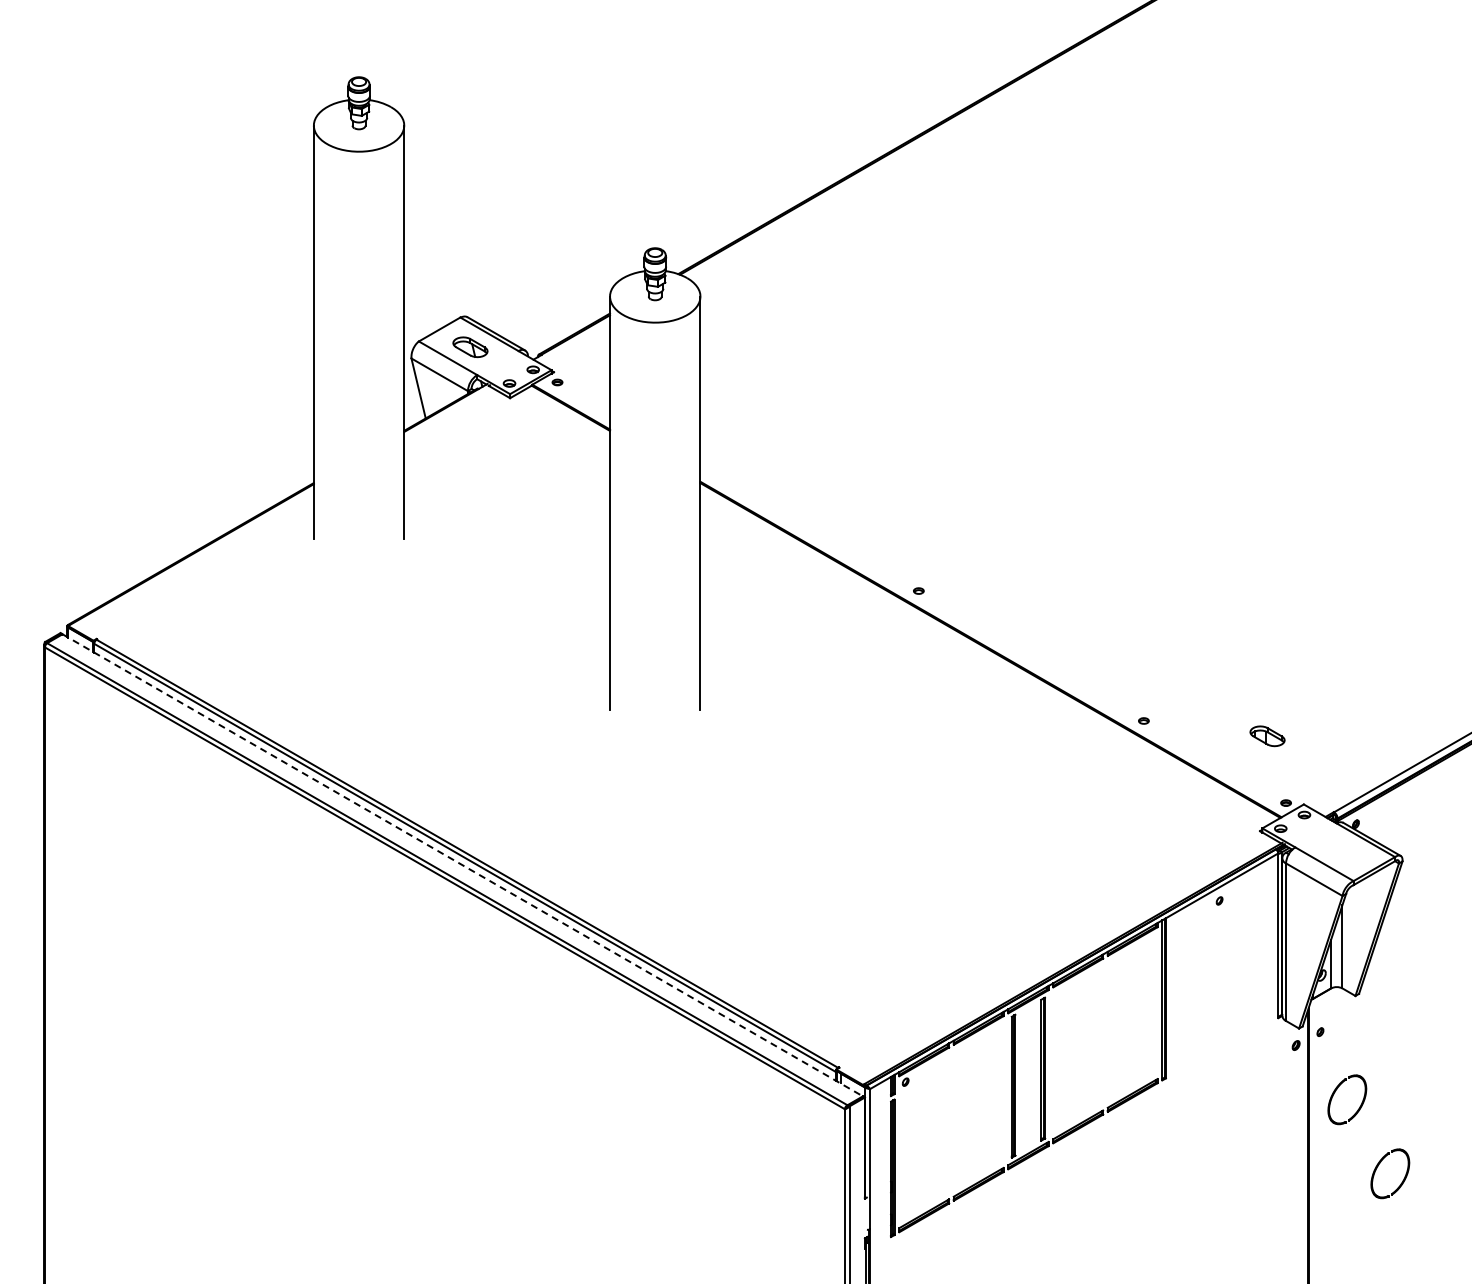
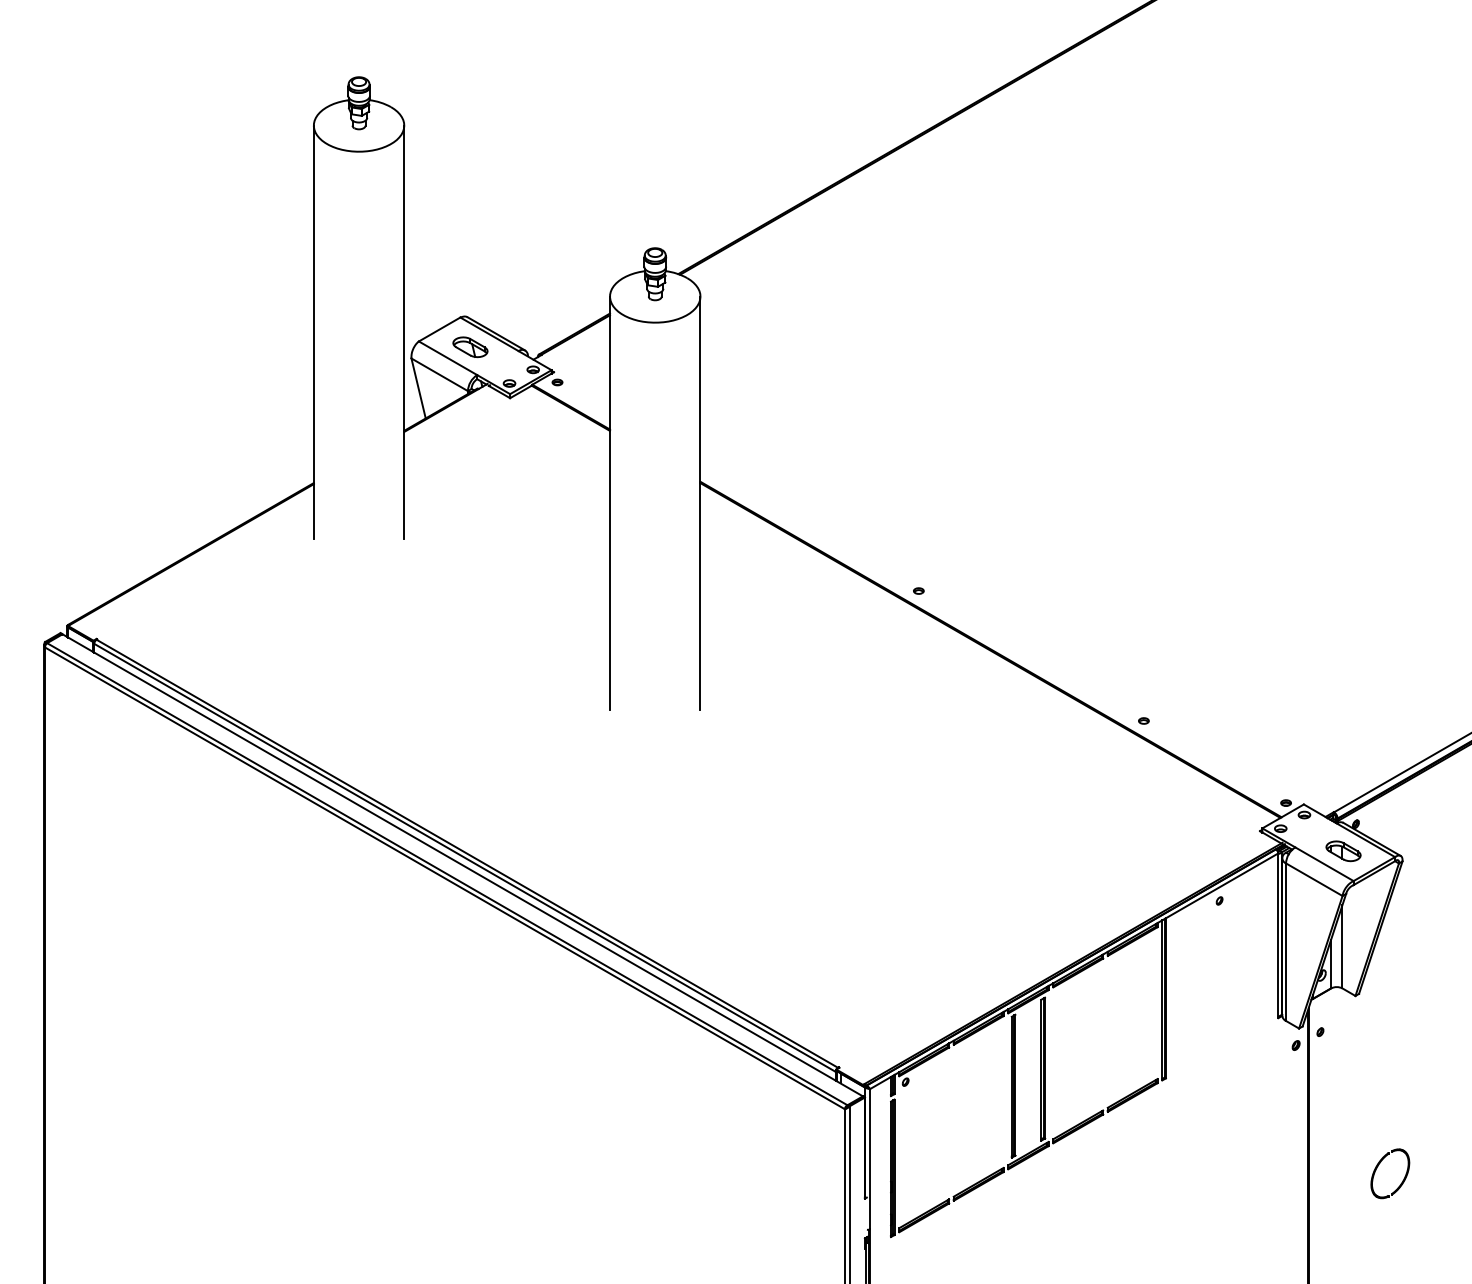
part position: (1267, 736) -> (1343, 851) (1343, 851)
line: dashed -> solid (463, 865)
part: present -> none (1335, 1092)
